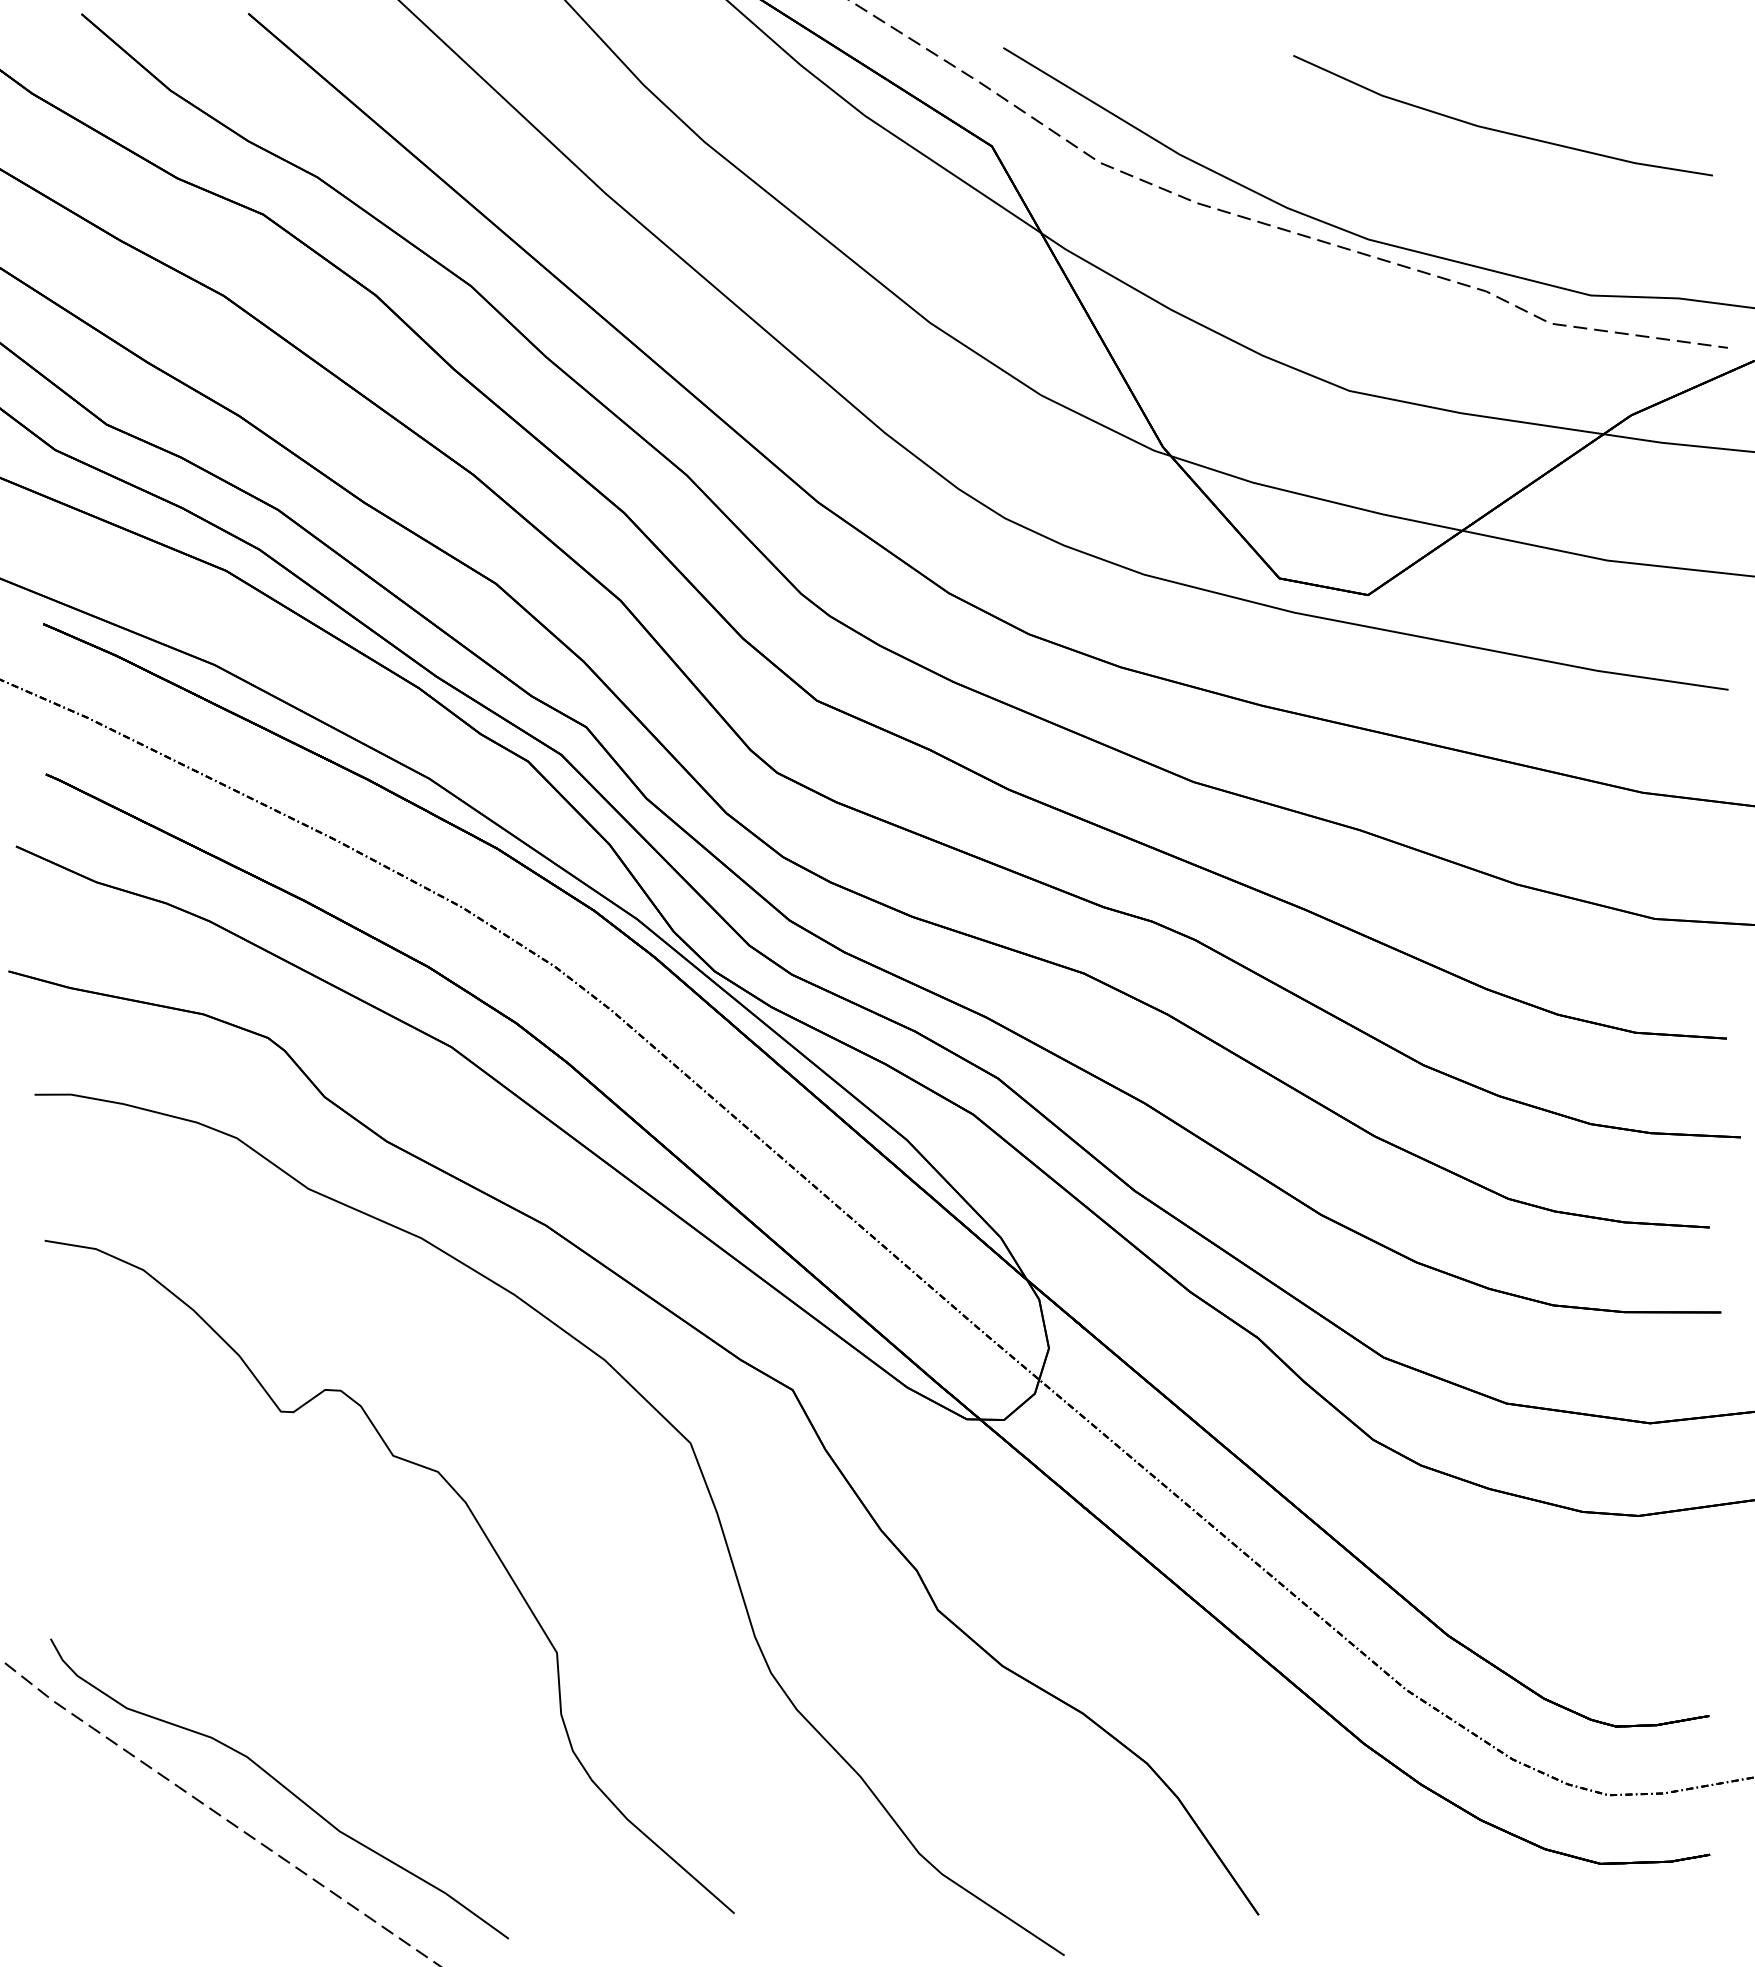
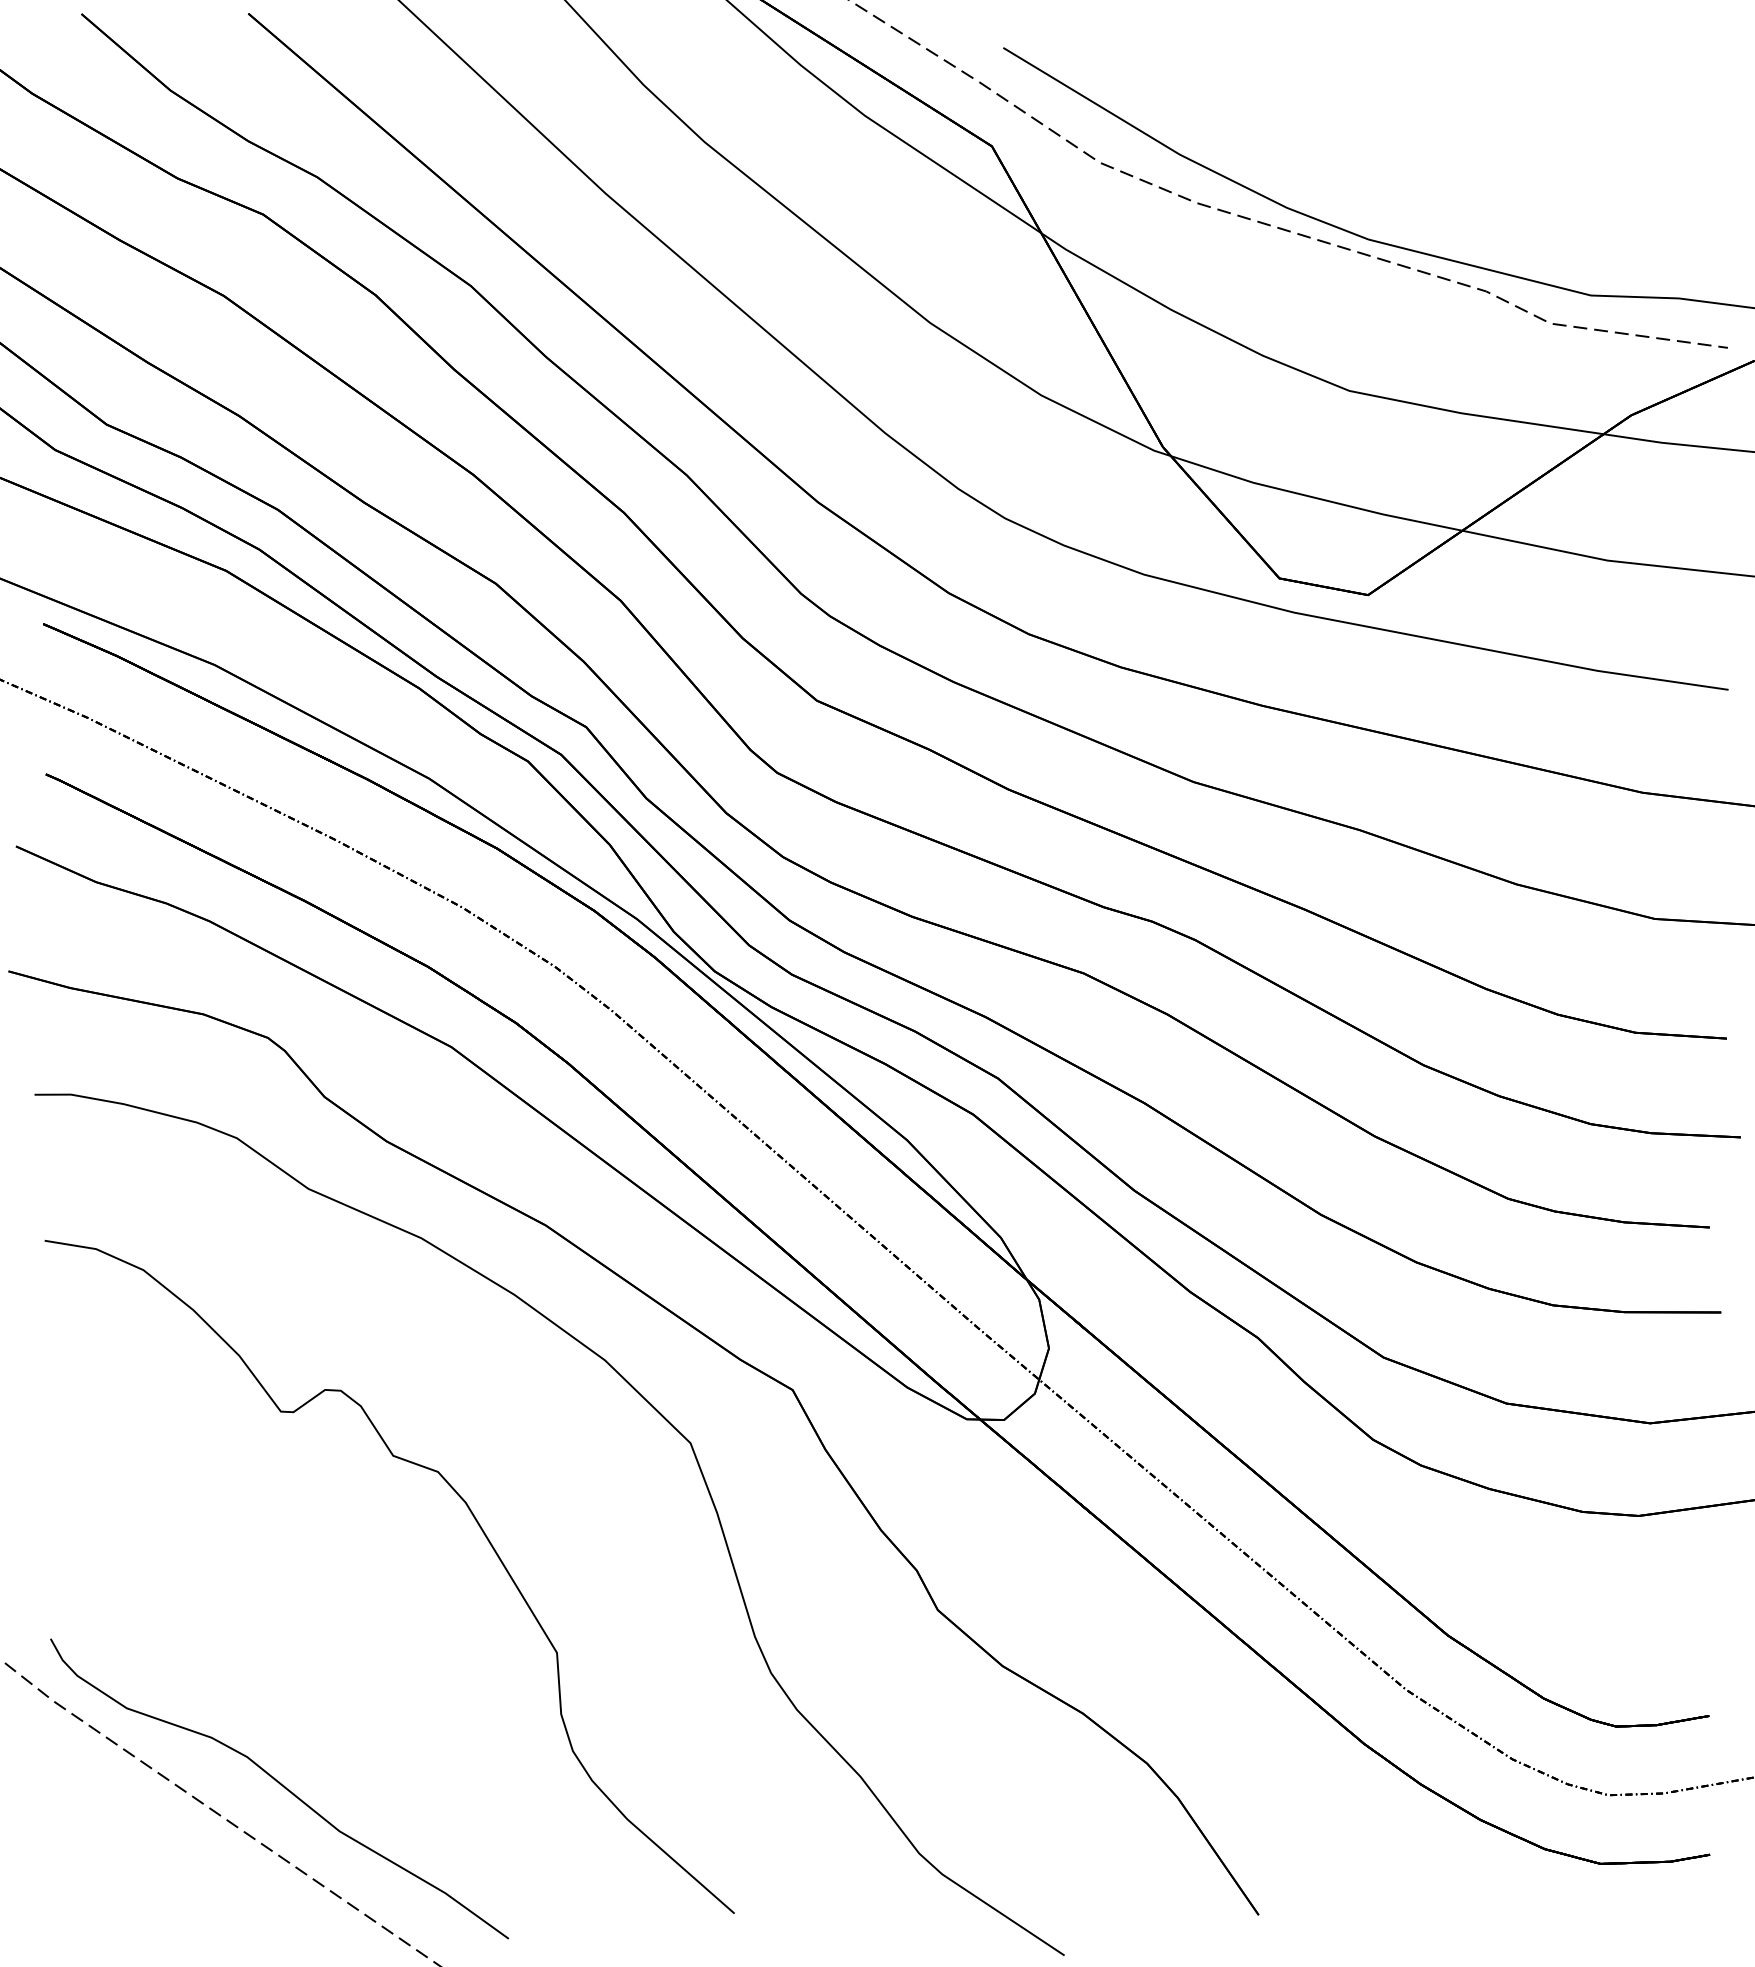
line: present -> none (1497, 129)
